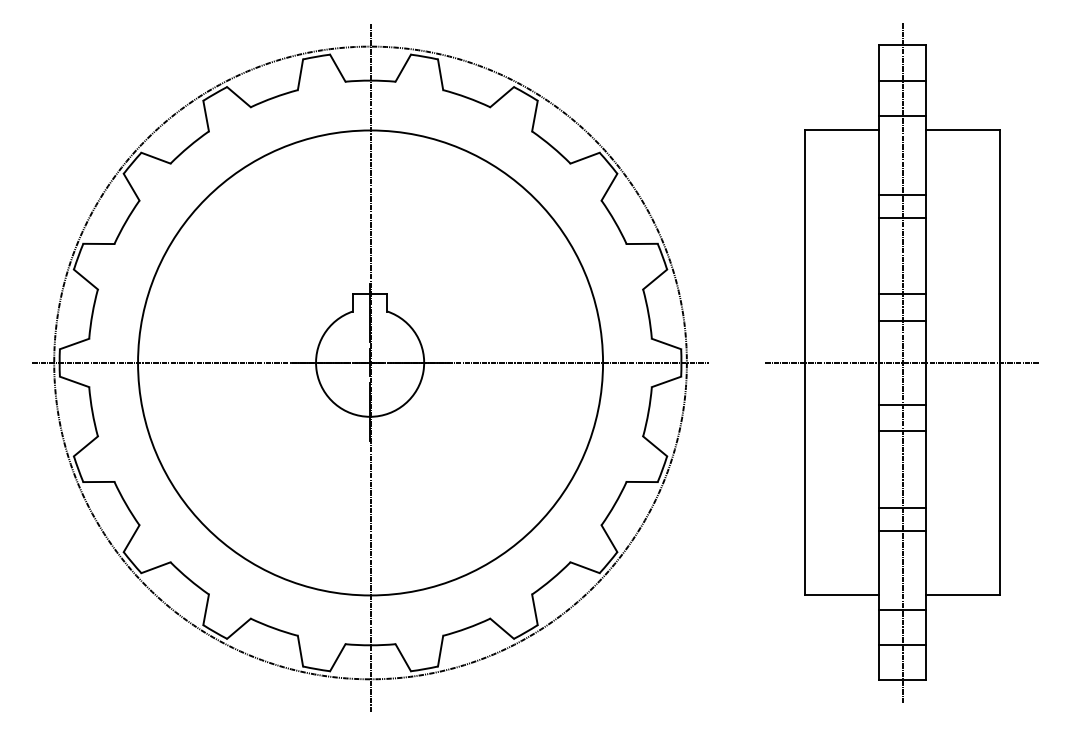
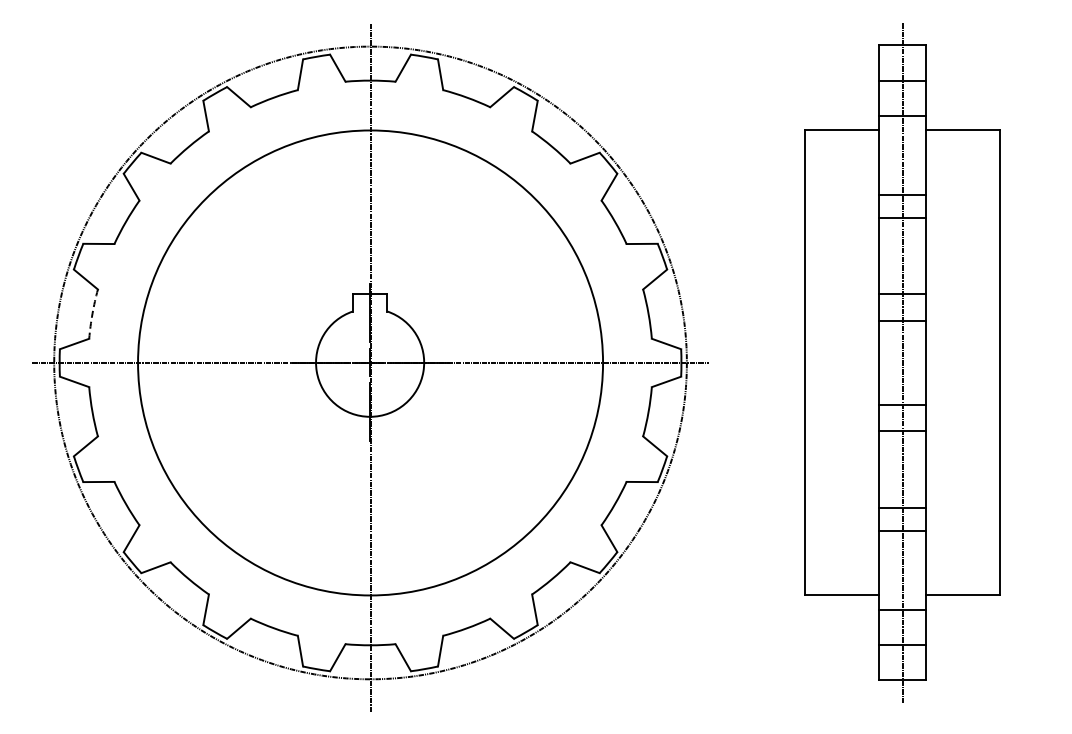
arc: solid -> dashed (92, 313)
line: present -> none (902, 362)
